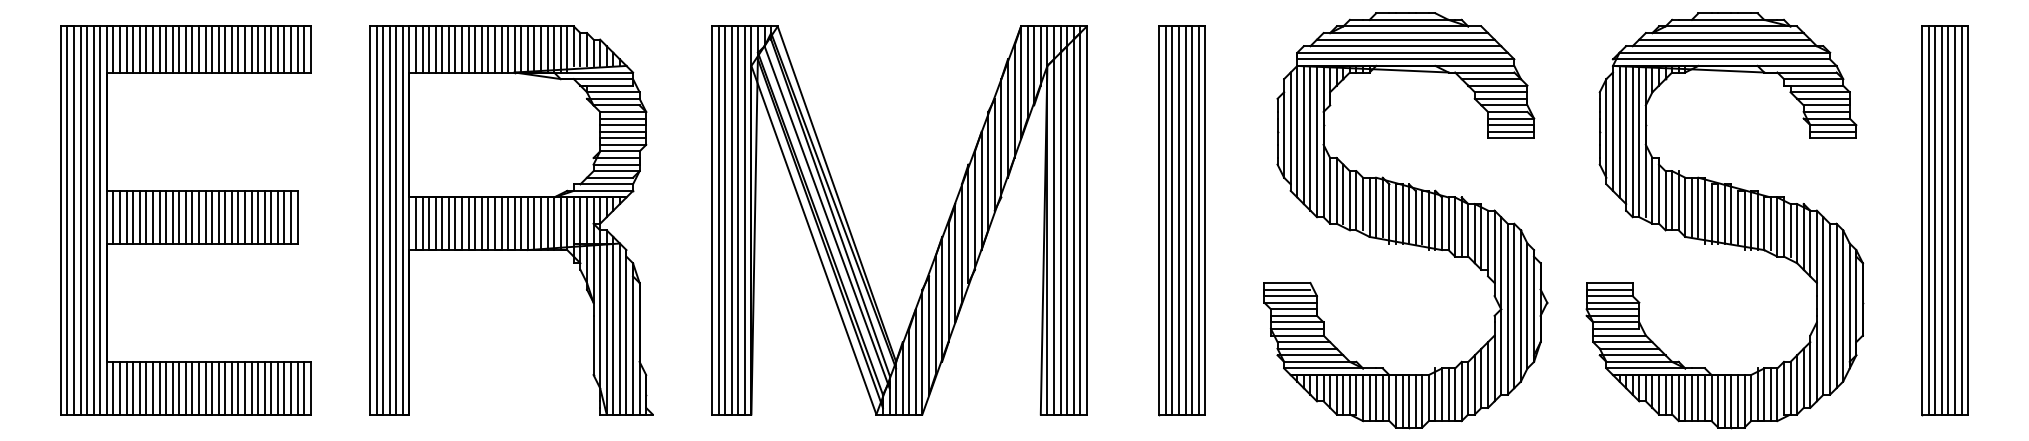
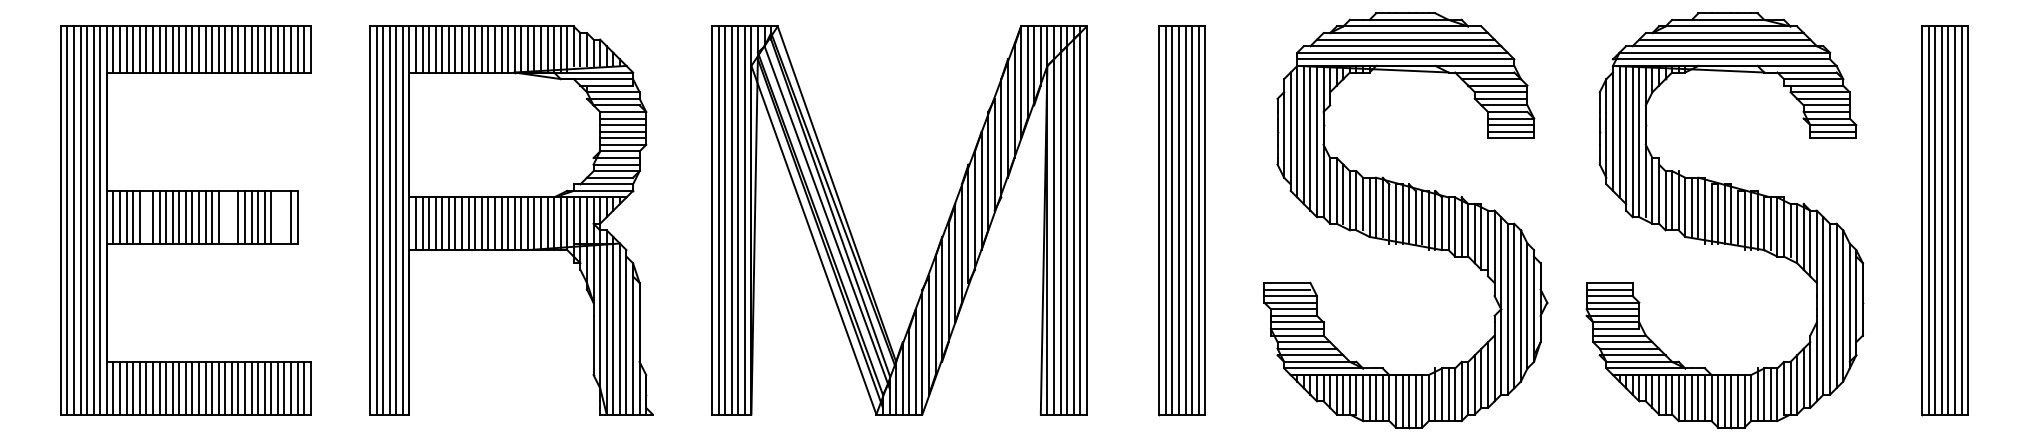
line: present -> none (146, 216)
line: present -> none (225, 216)
line: present -> none (231, 216)
line: present -> none (277, 216)
line: present -> none (284, 216)
